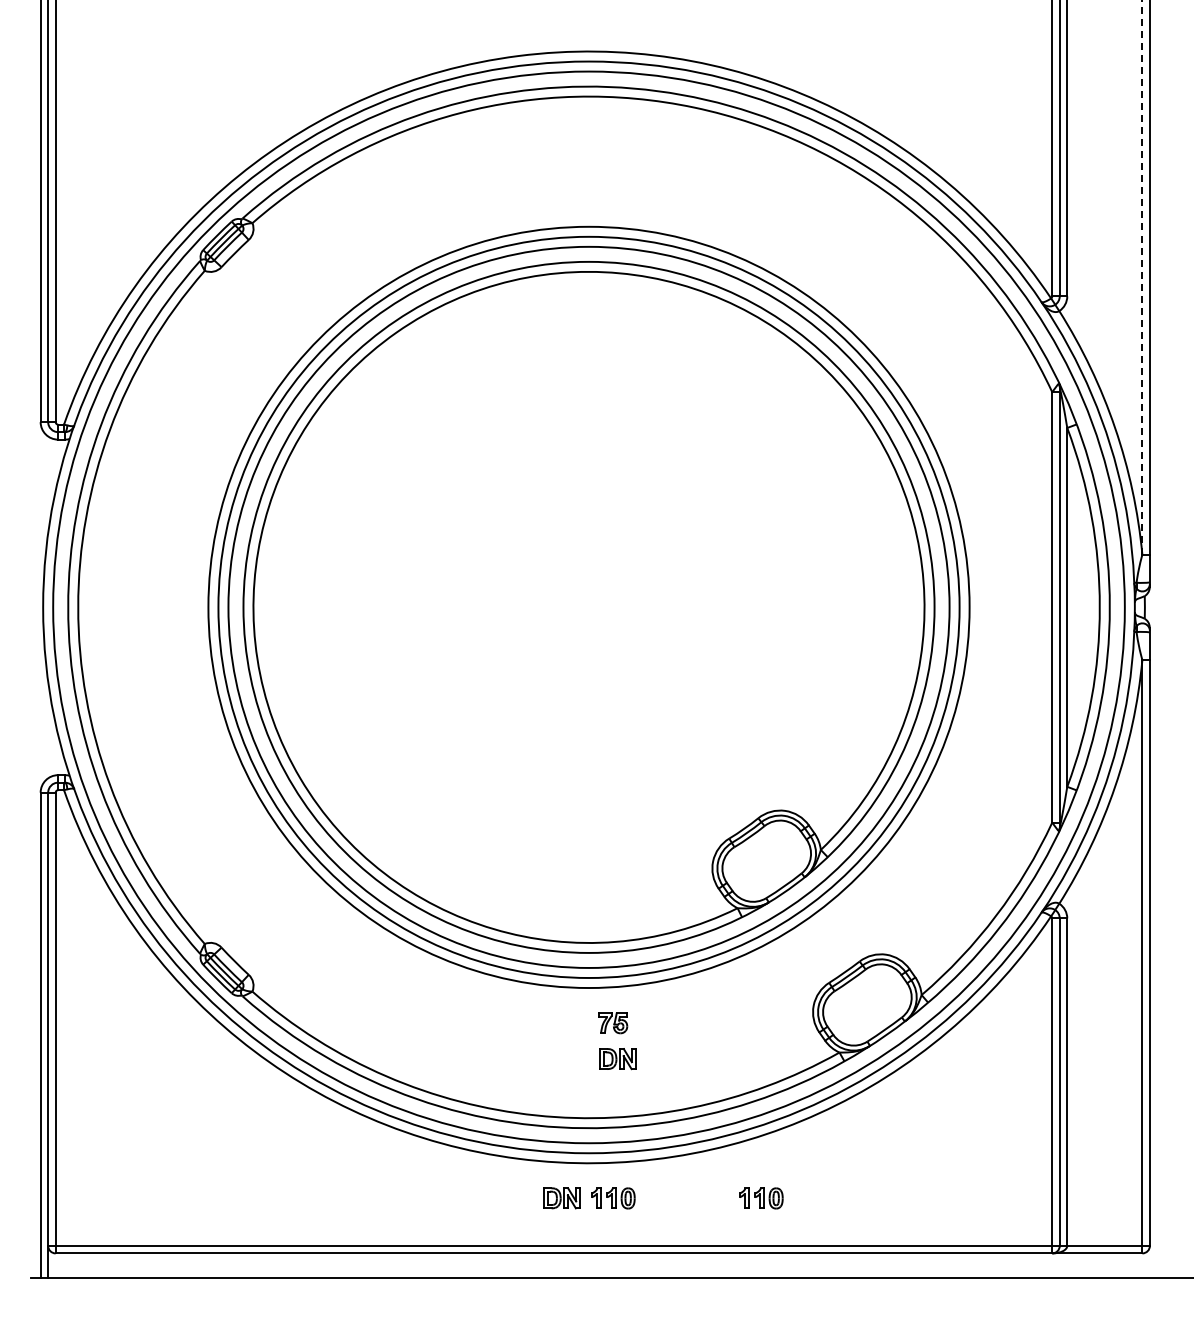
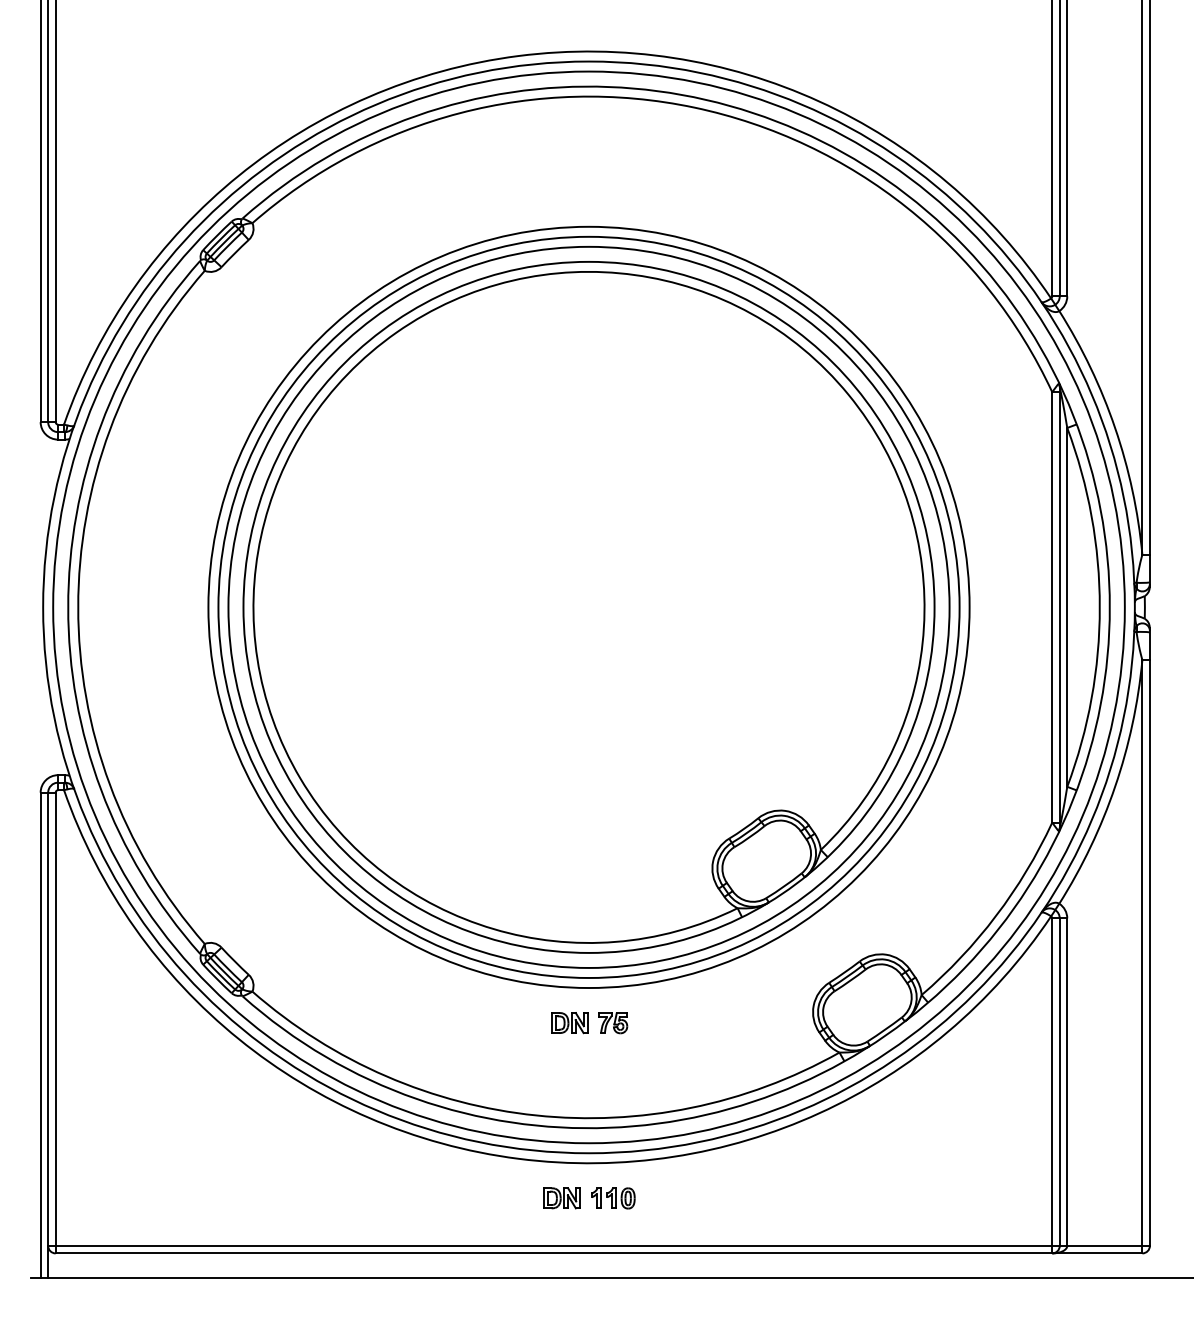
line: dashed -> solid (1142, 277)
part position: (617, 1059) -> (569, 1023) (569, 1023)
part: present -> none (761, 1198)
